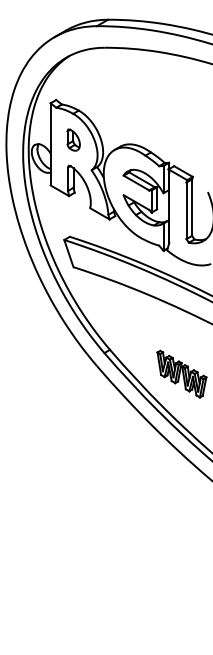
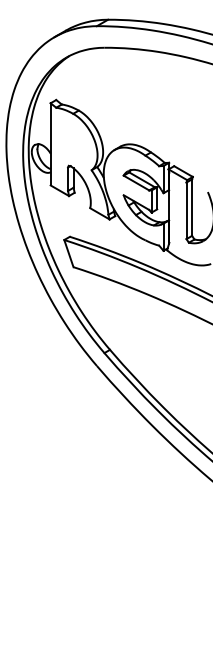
part: present -> none (73, 139)
part: present -> none (181, 373)
